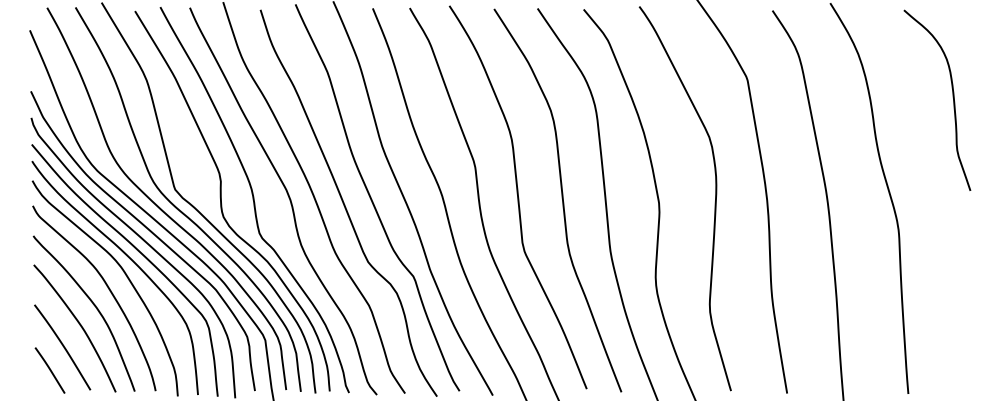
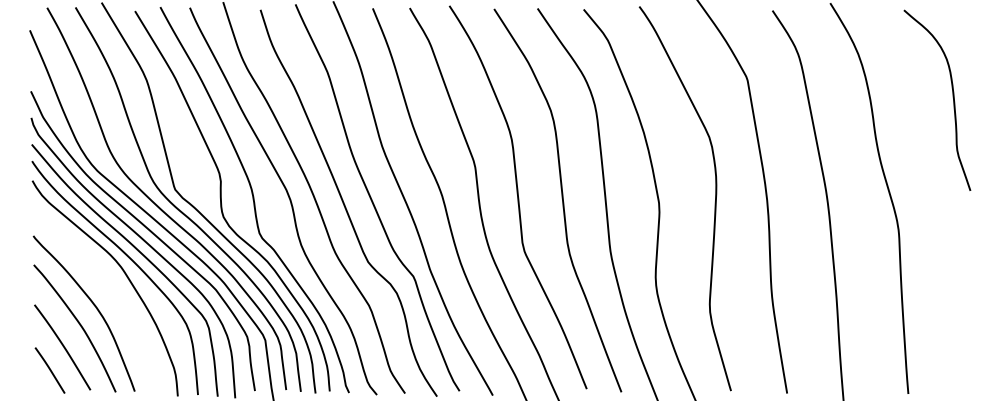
curve: present -> none (107, 288)
